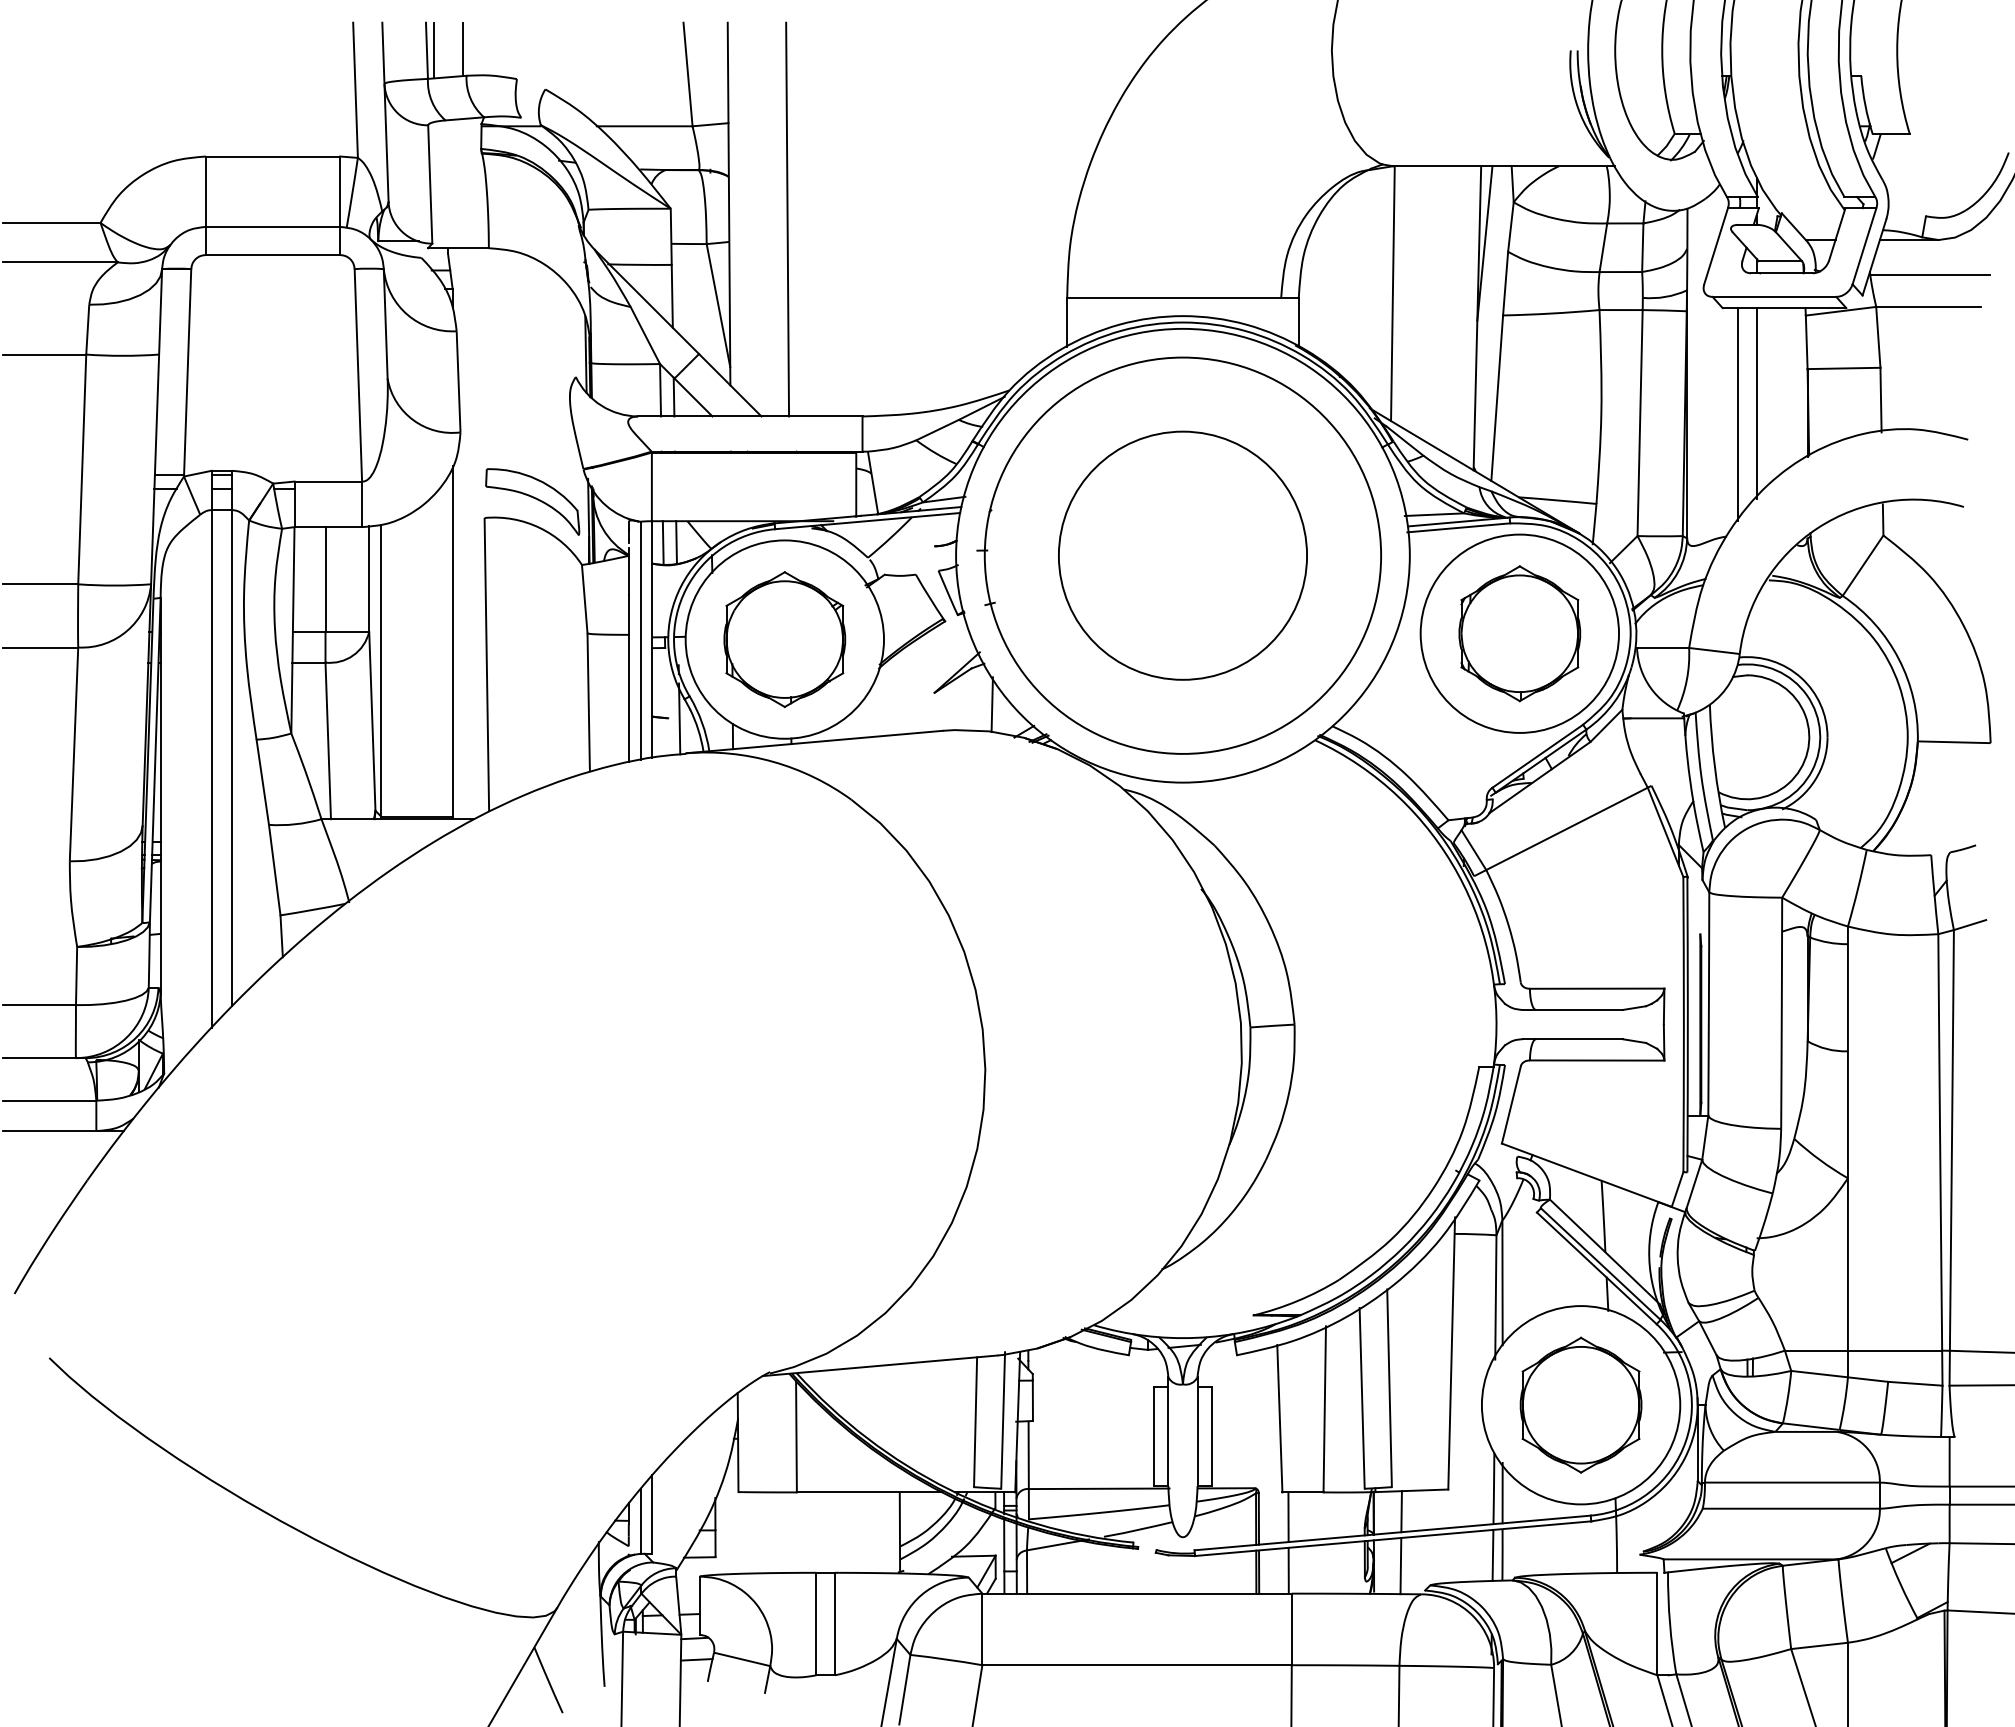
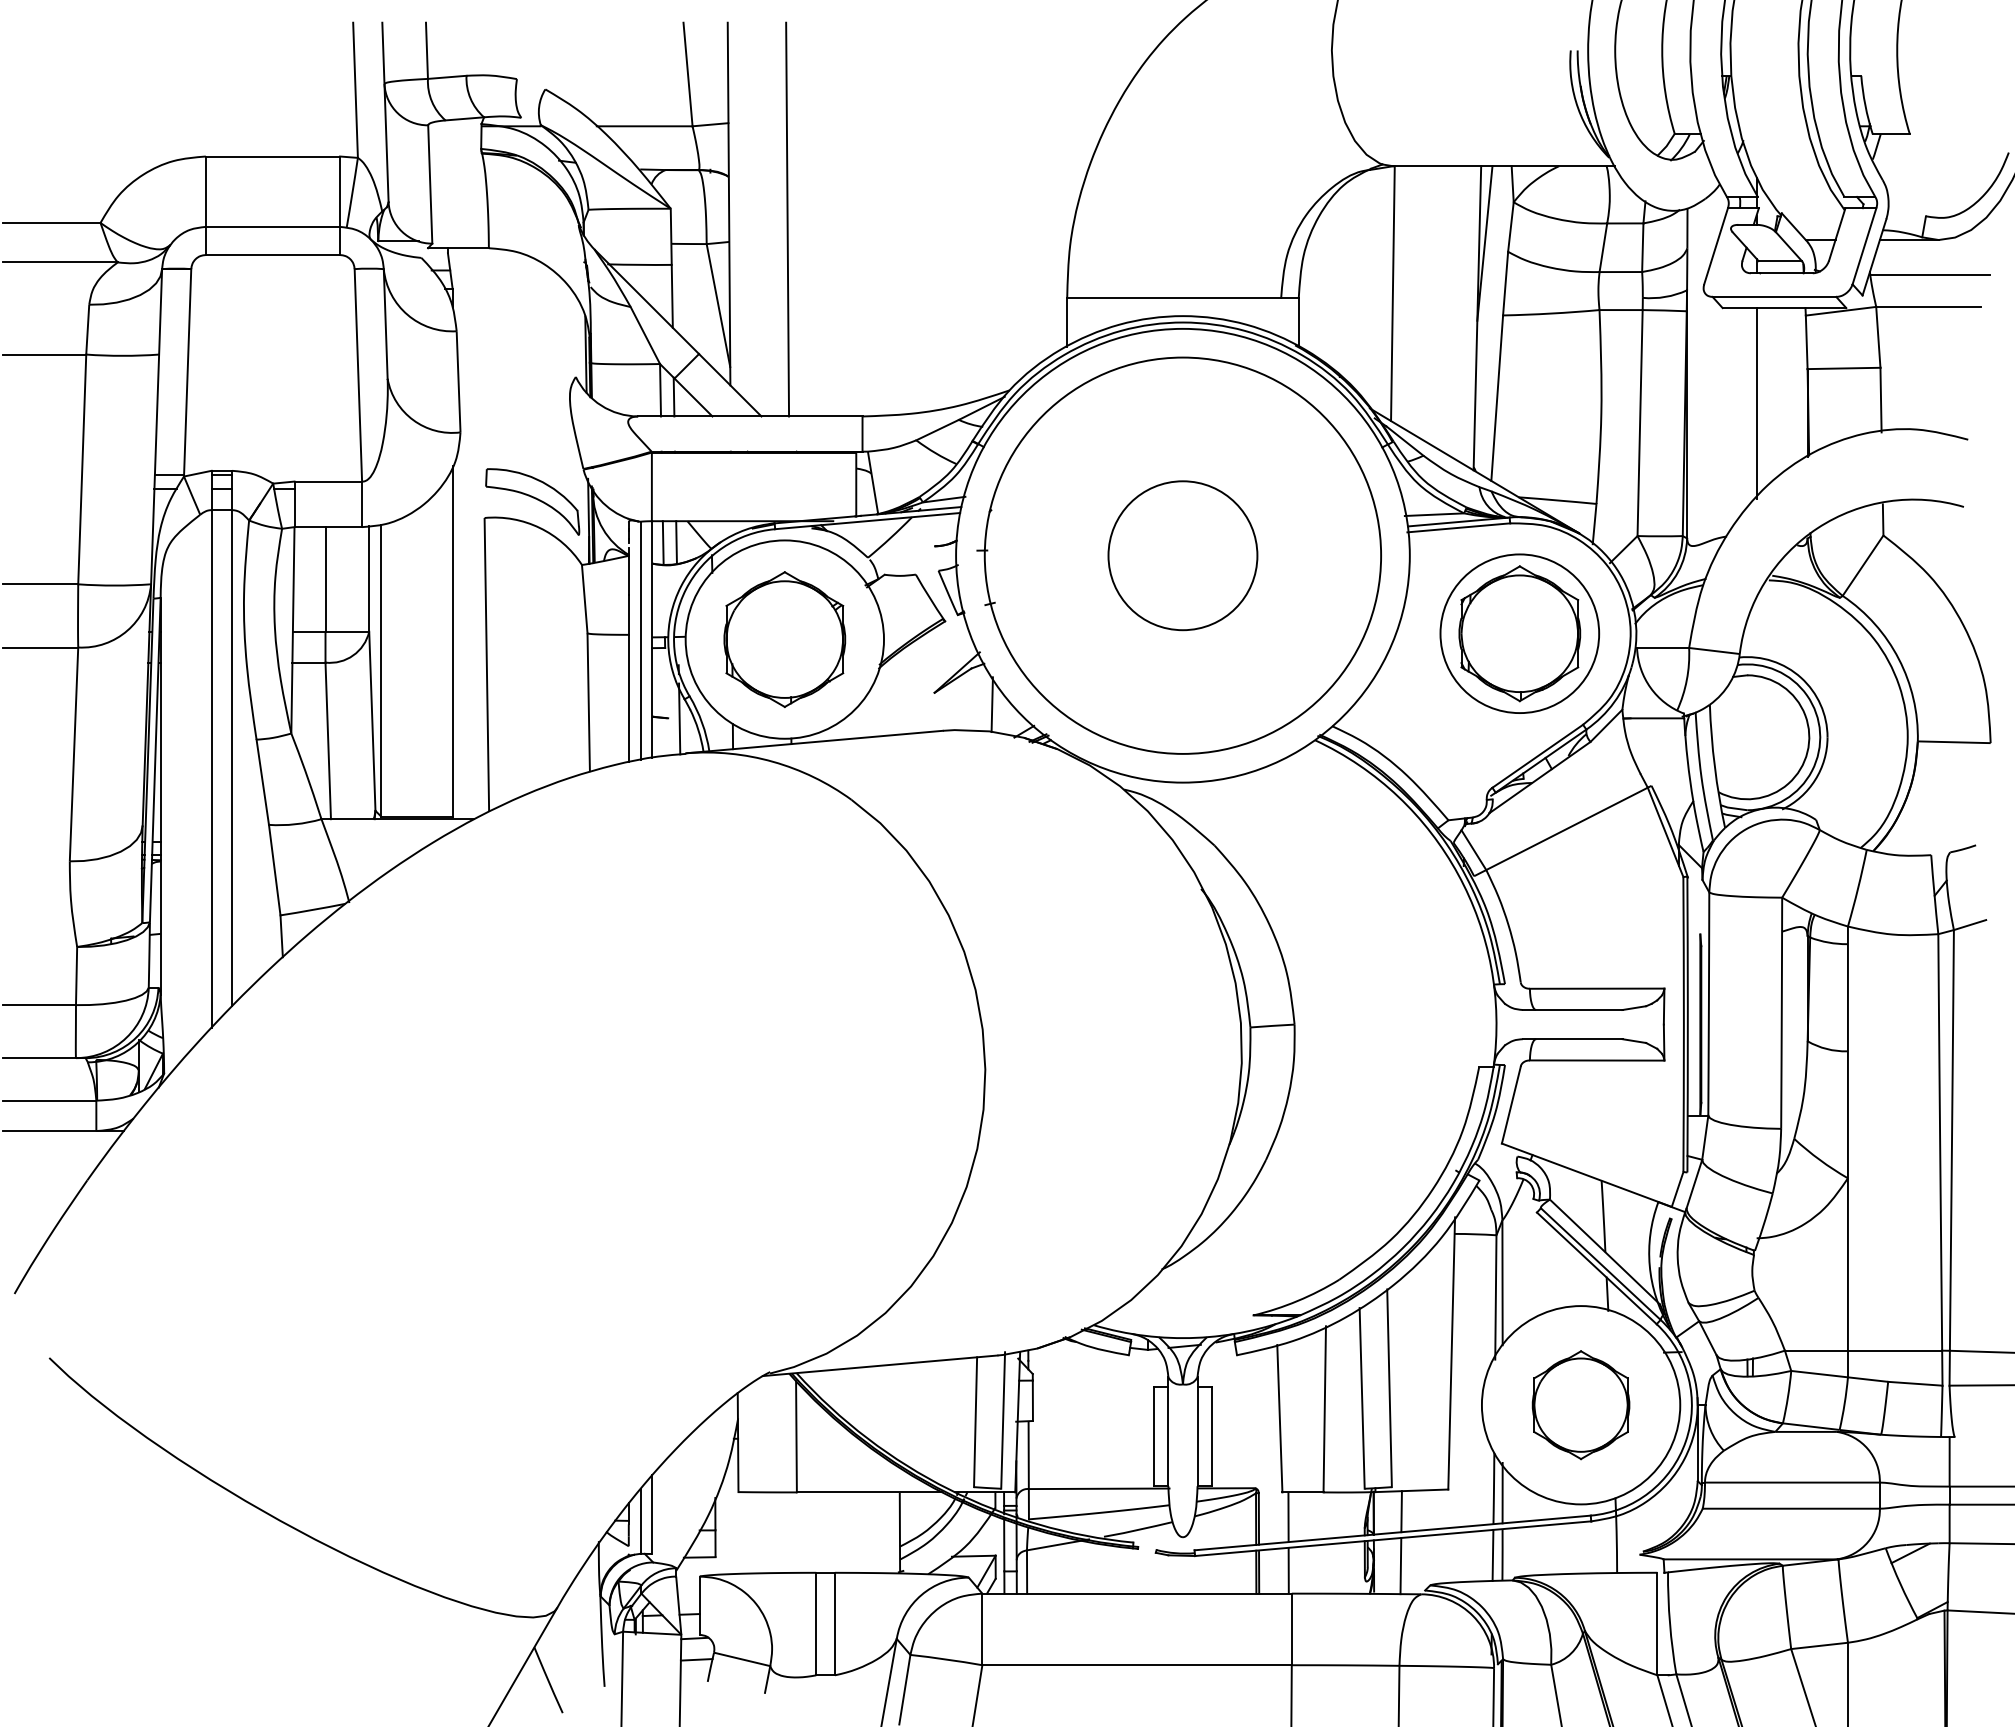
line: present -> none (462, 49)
line: present -> none (434, 50)
line: present -> none (1738, 414)
circle diameter: 248 px -> 149 px (1182, 555)
circle diameter: 198 px -> 159 px (1519, 633)
part size: 124x138 px -> 100x111 px (1580, 1405)
